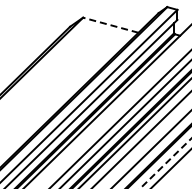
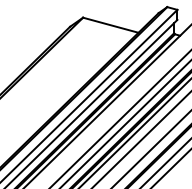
line: dashed -> solid (110, 25)
line: dashed -> solid (165, 163)
